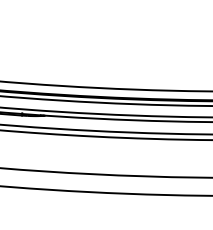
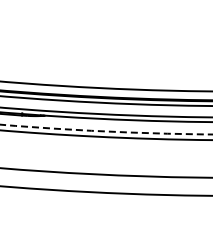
arc: solid -> dashed (106, 131)
